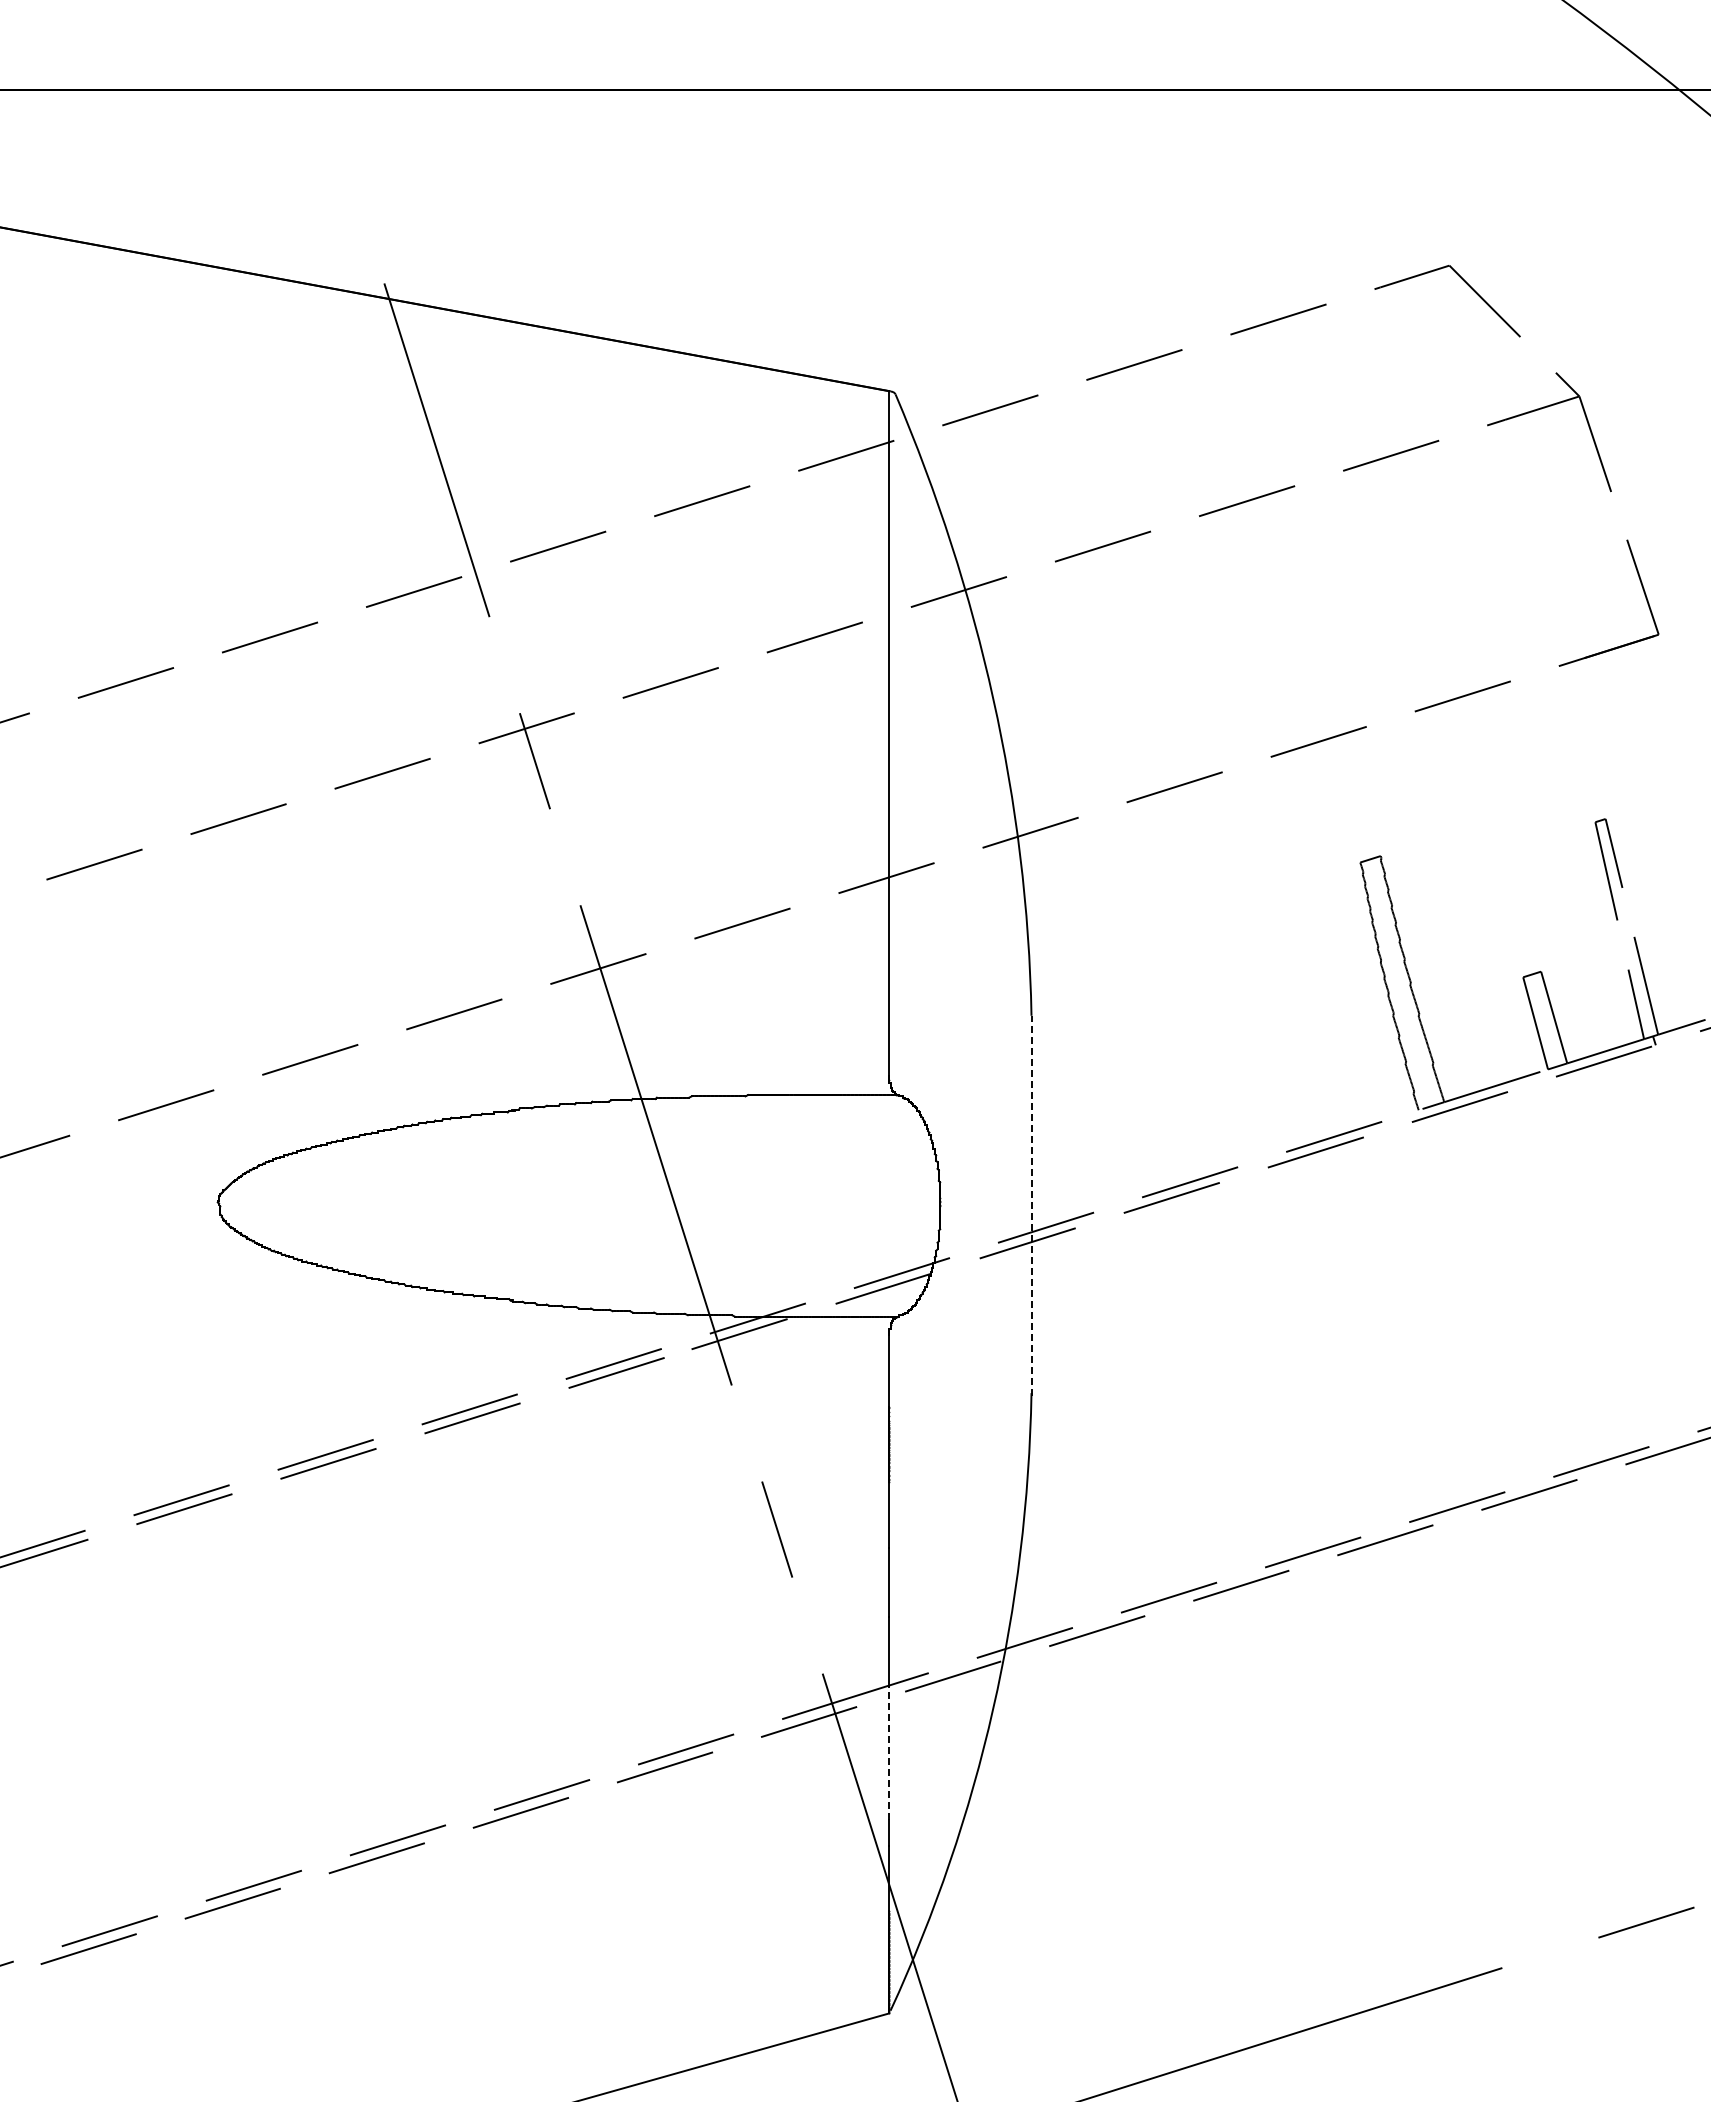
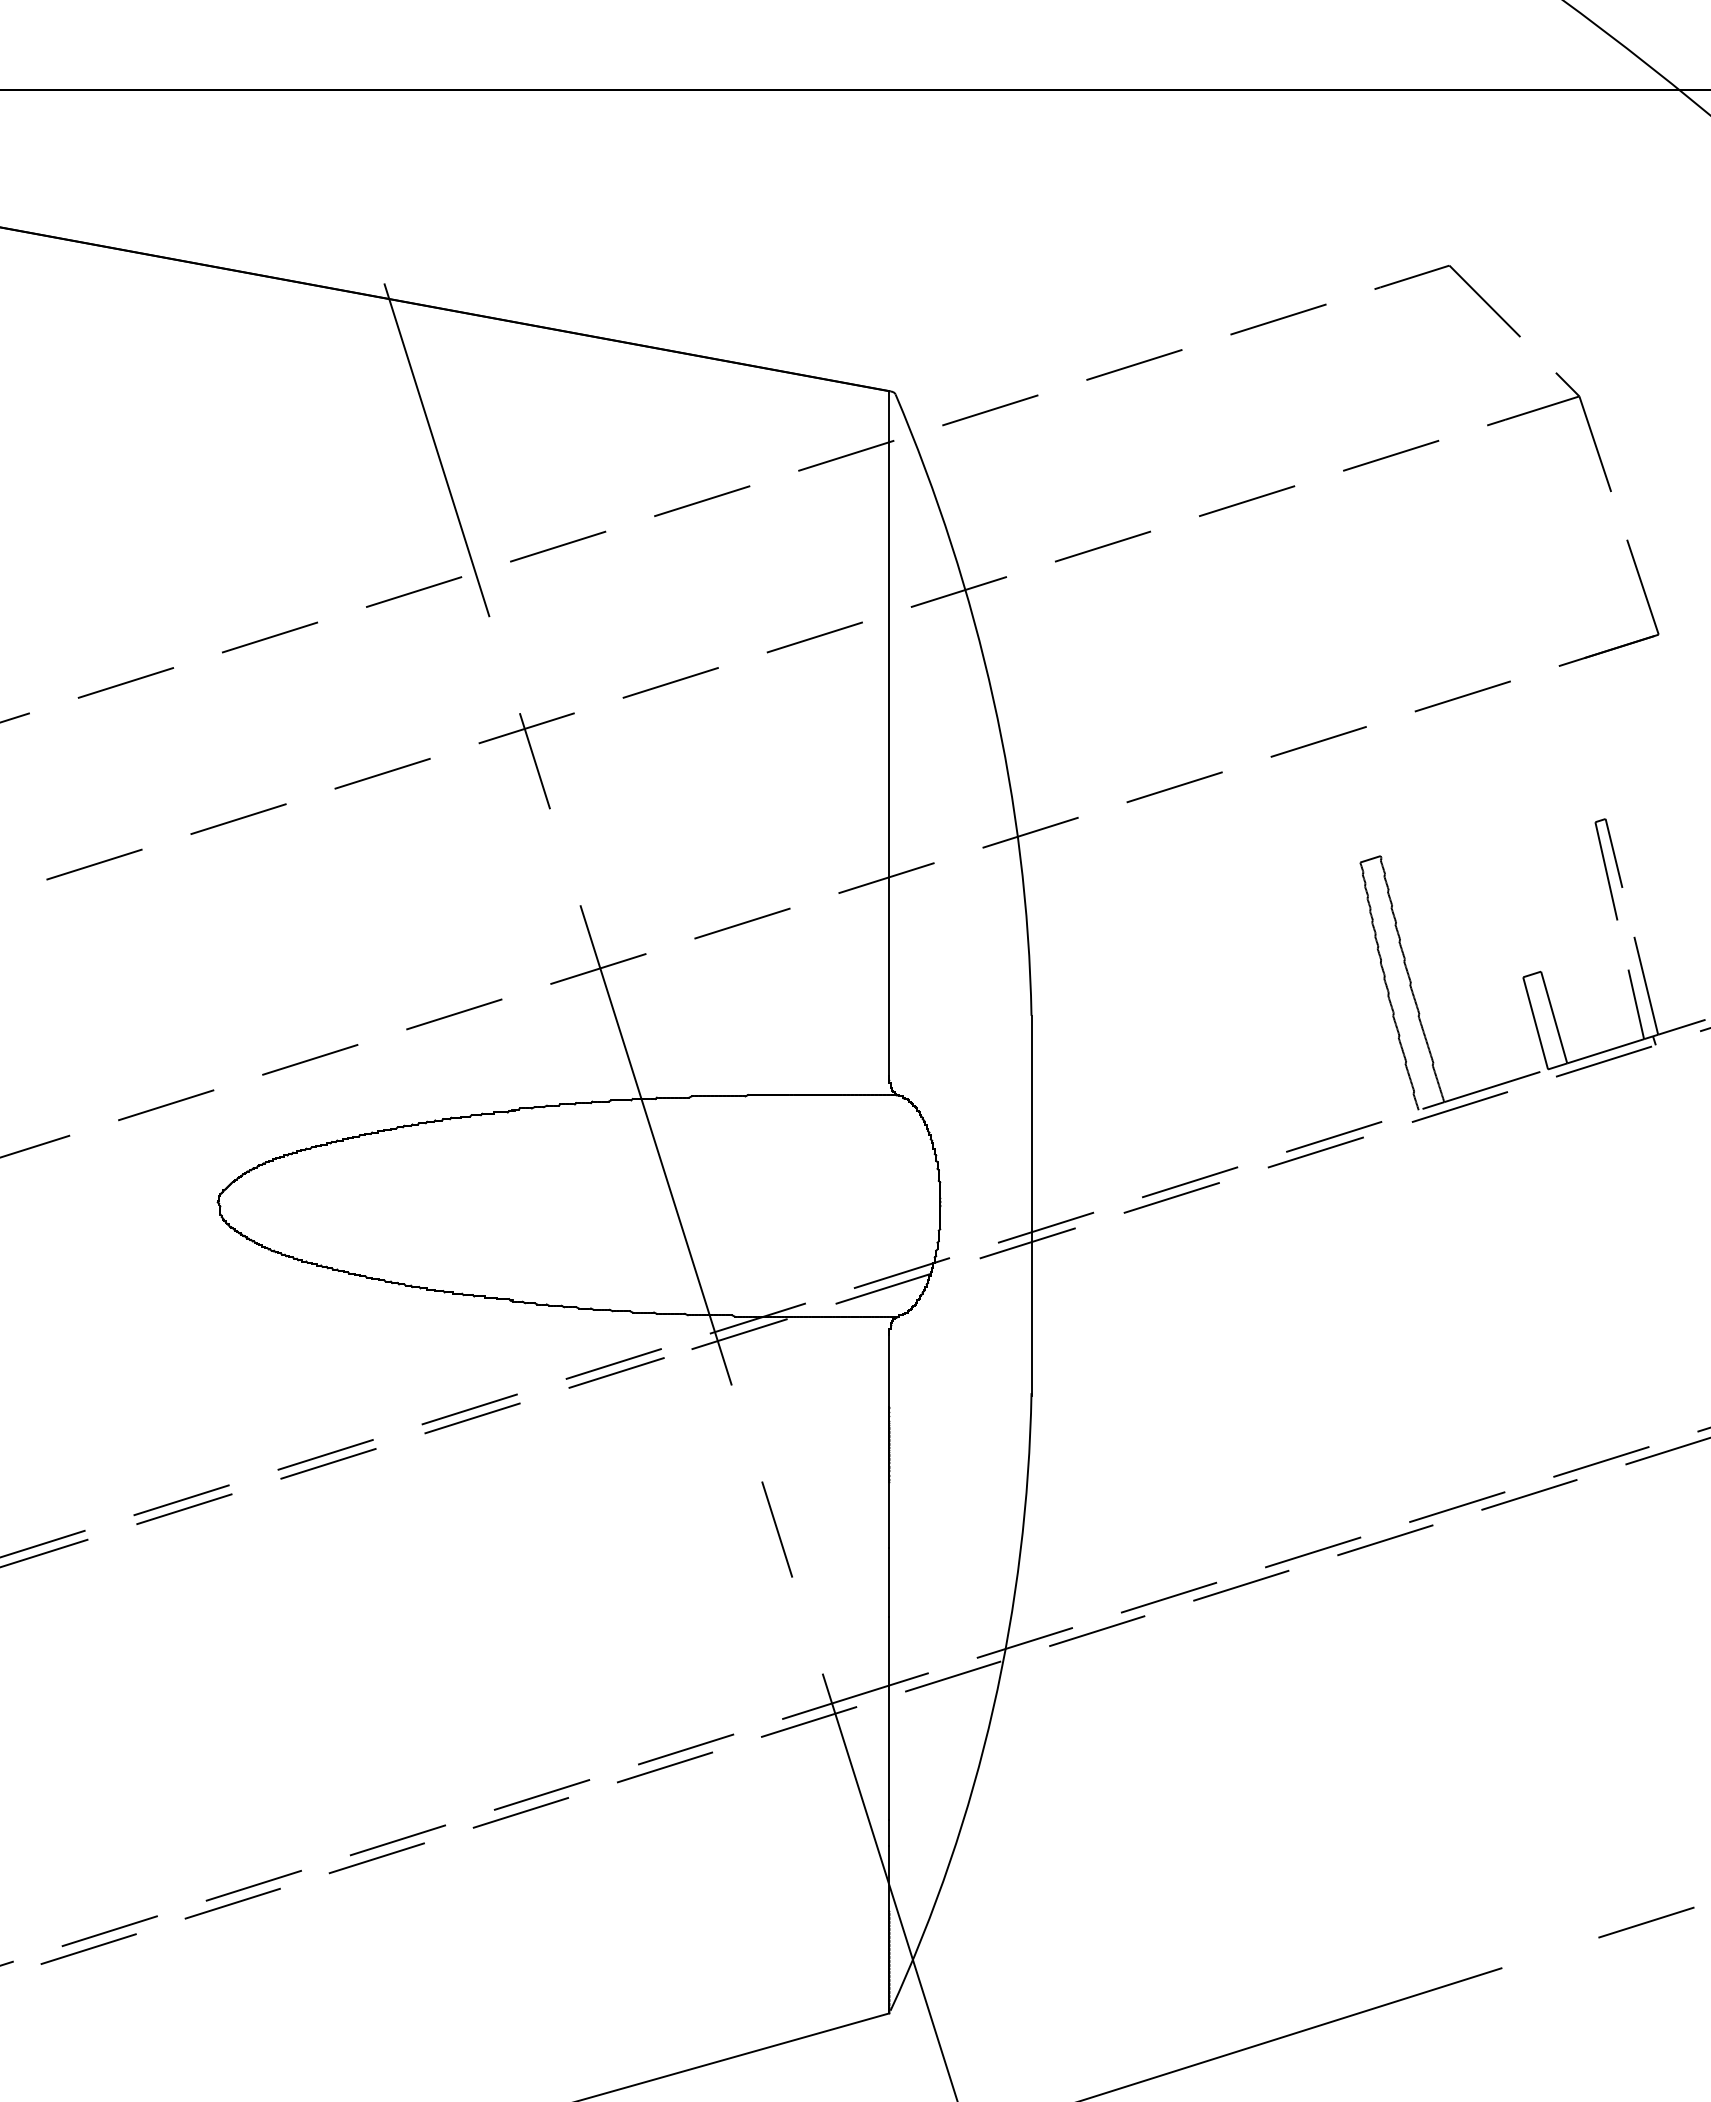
line: dashed -> solid (1031, 1205)
line: dashed -> solid (889, 1752)
